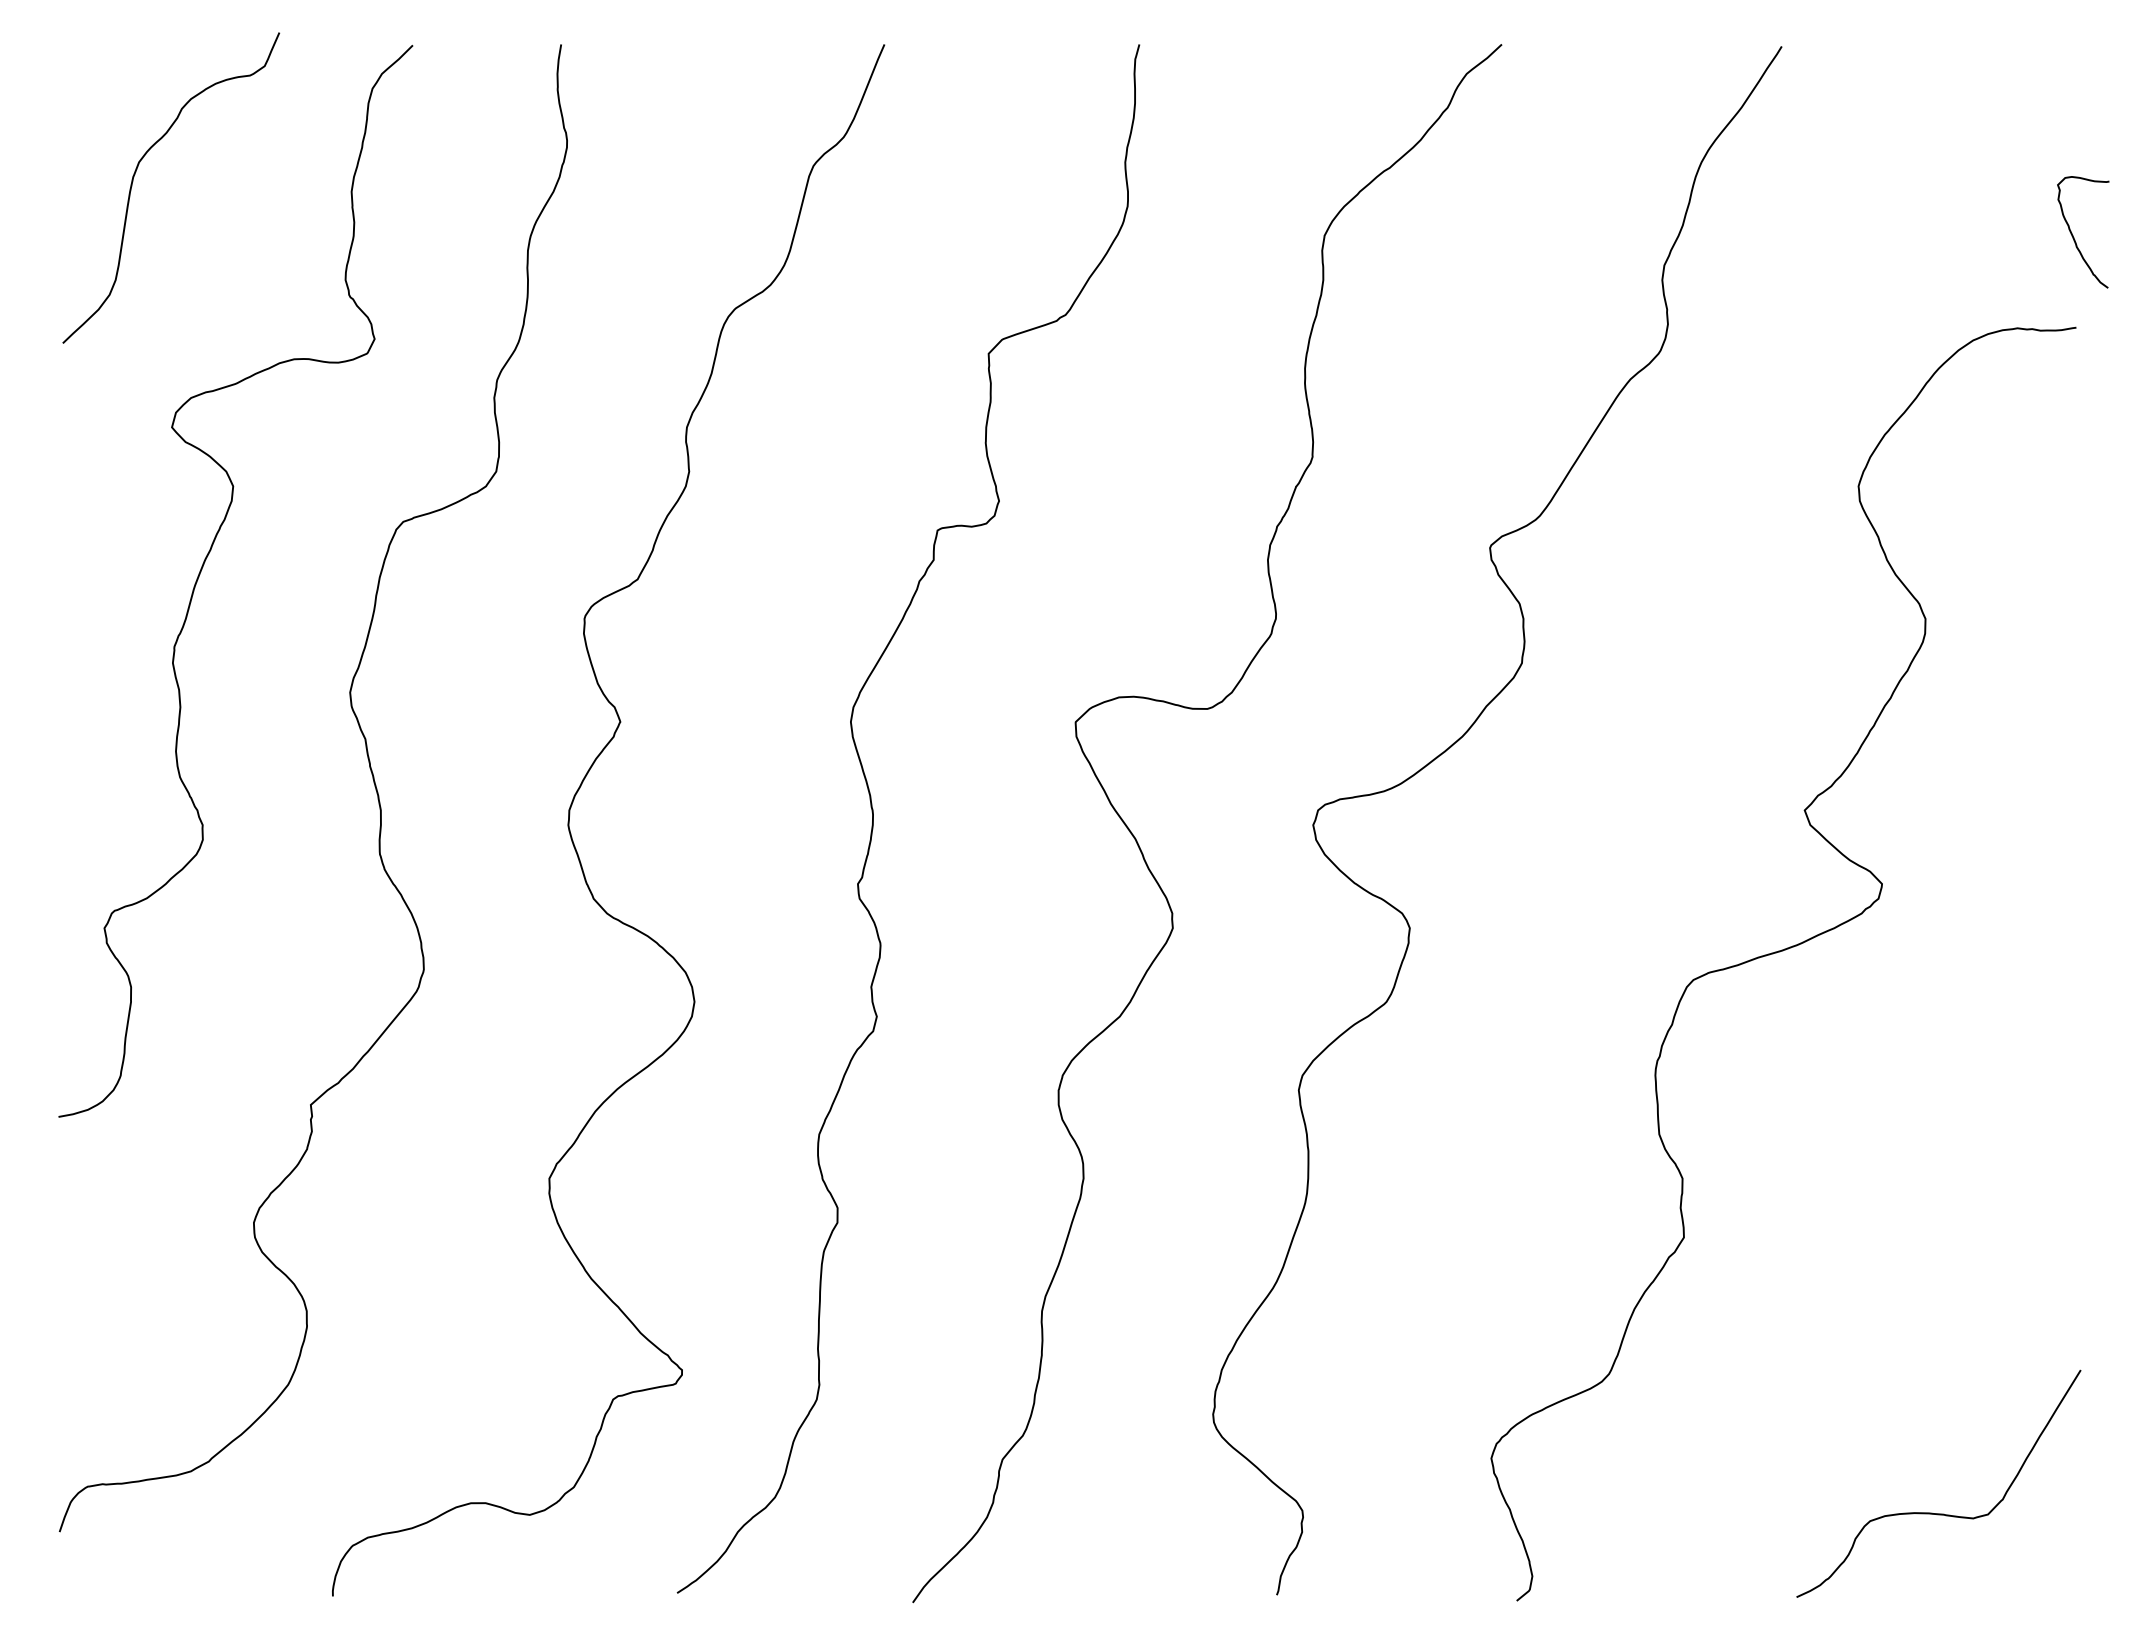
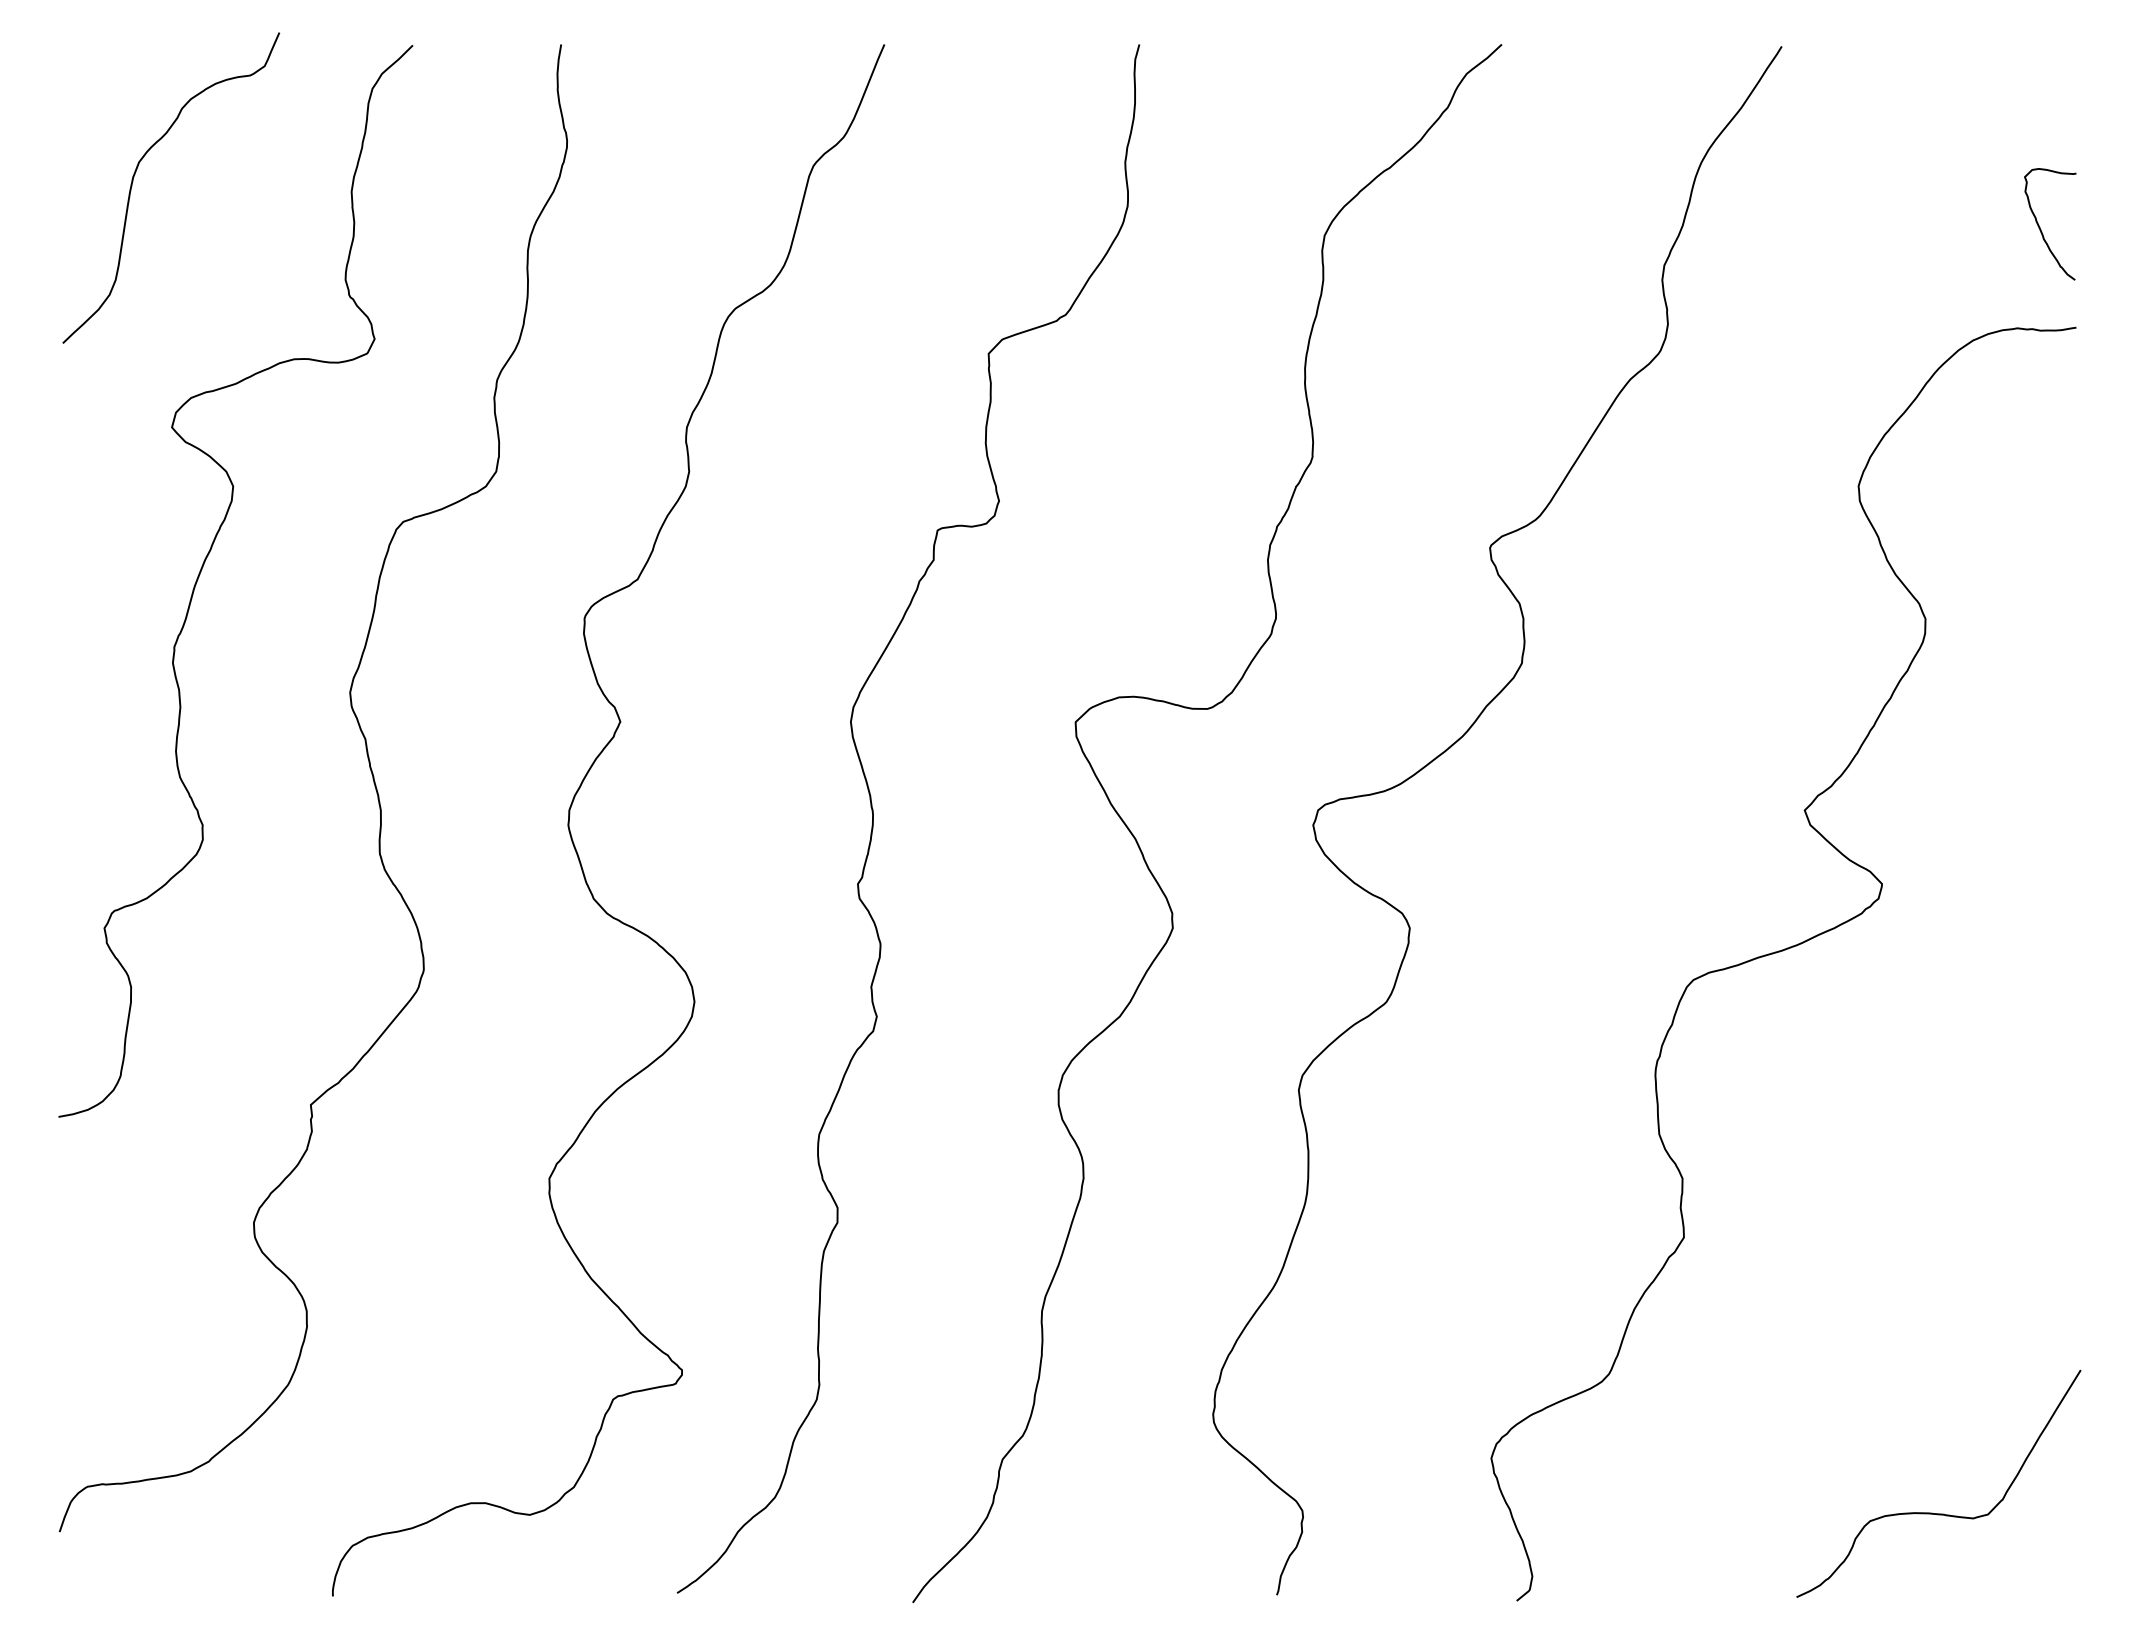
curve position: (2074, 237) -> (2041, 229) (2041, 229)
